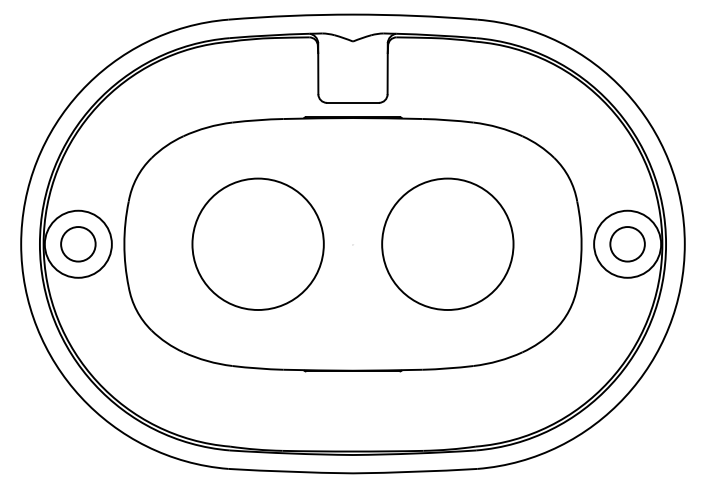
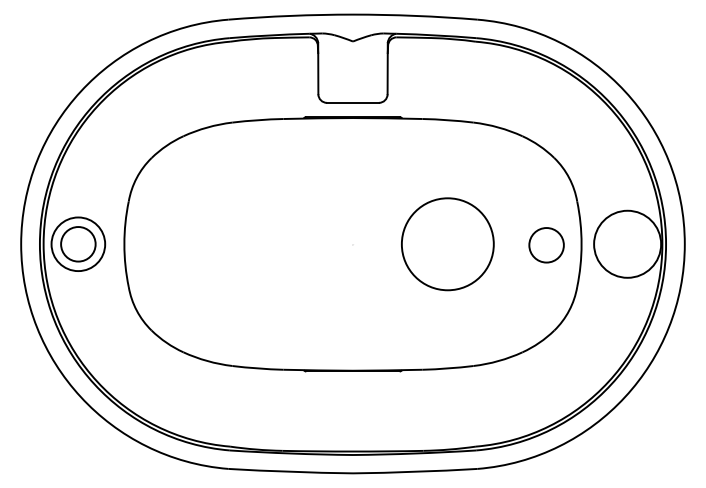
circle diameter: 67 px -> 54 px (78, 244)
circle: present -> none (257, 243)
circle diameter: 131 px -> 92 px (447, 244)
circle position: (627, 244) -> (546, 245) (546, 245)
